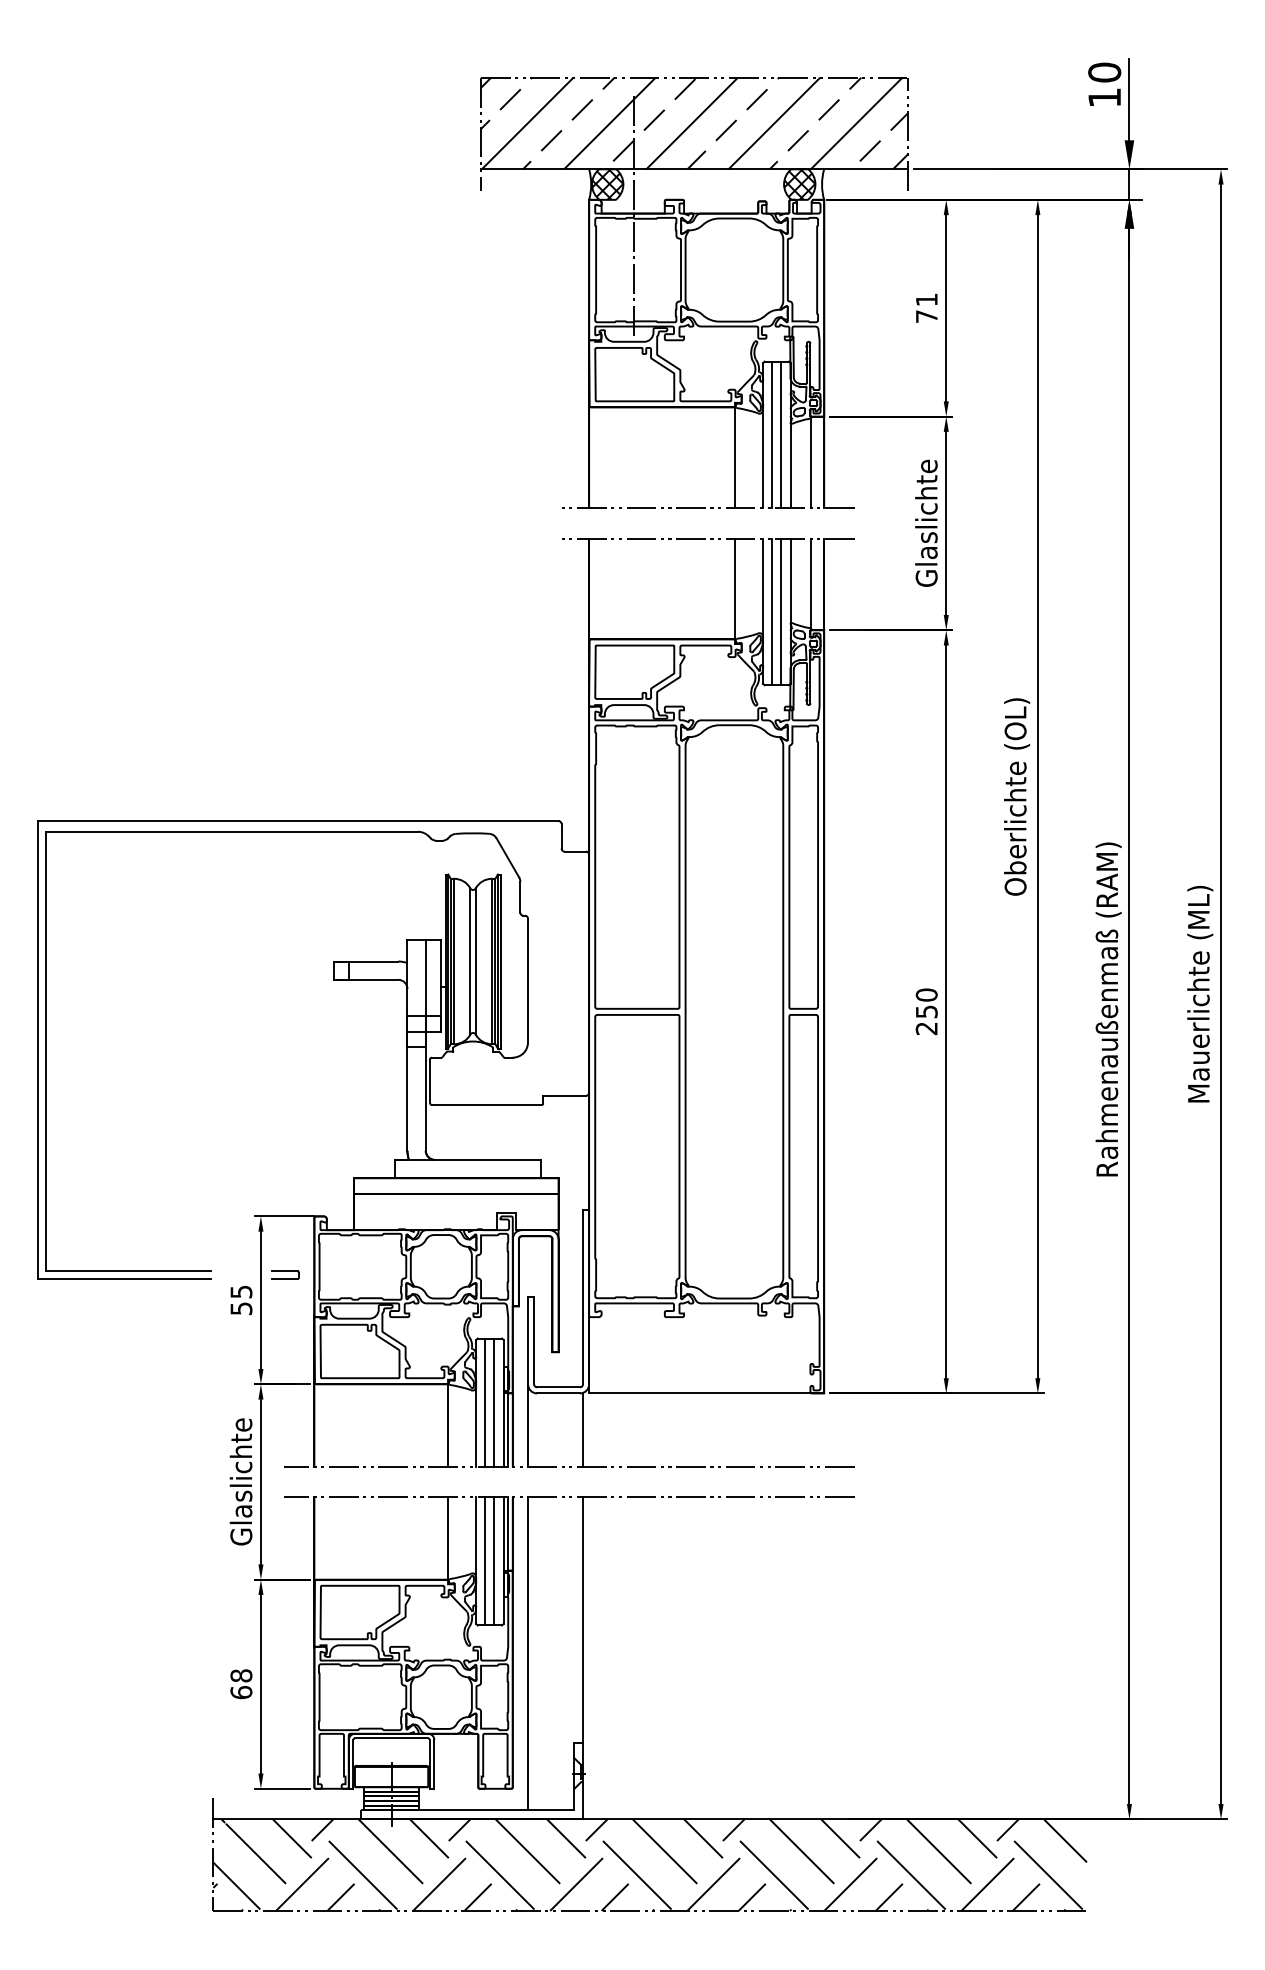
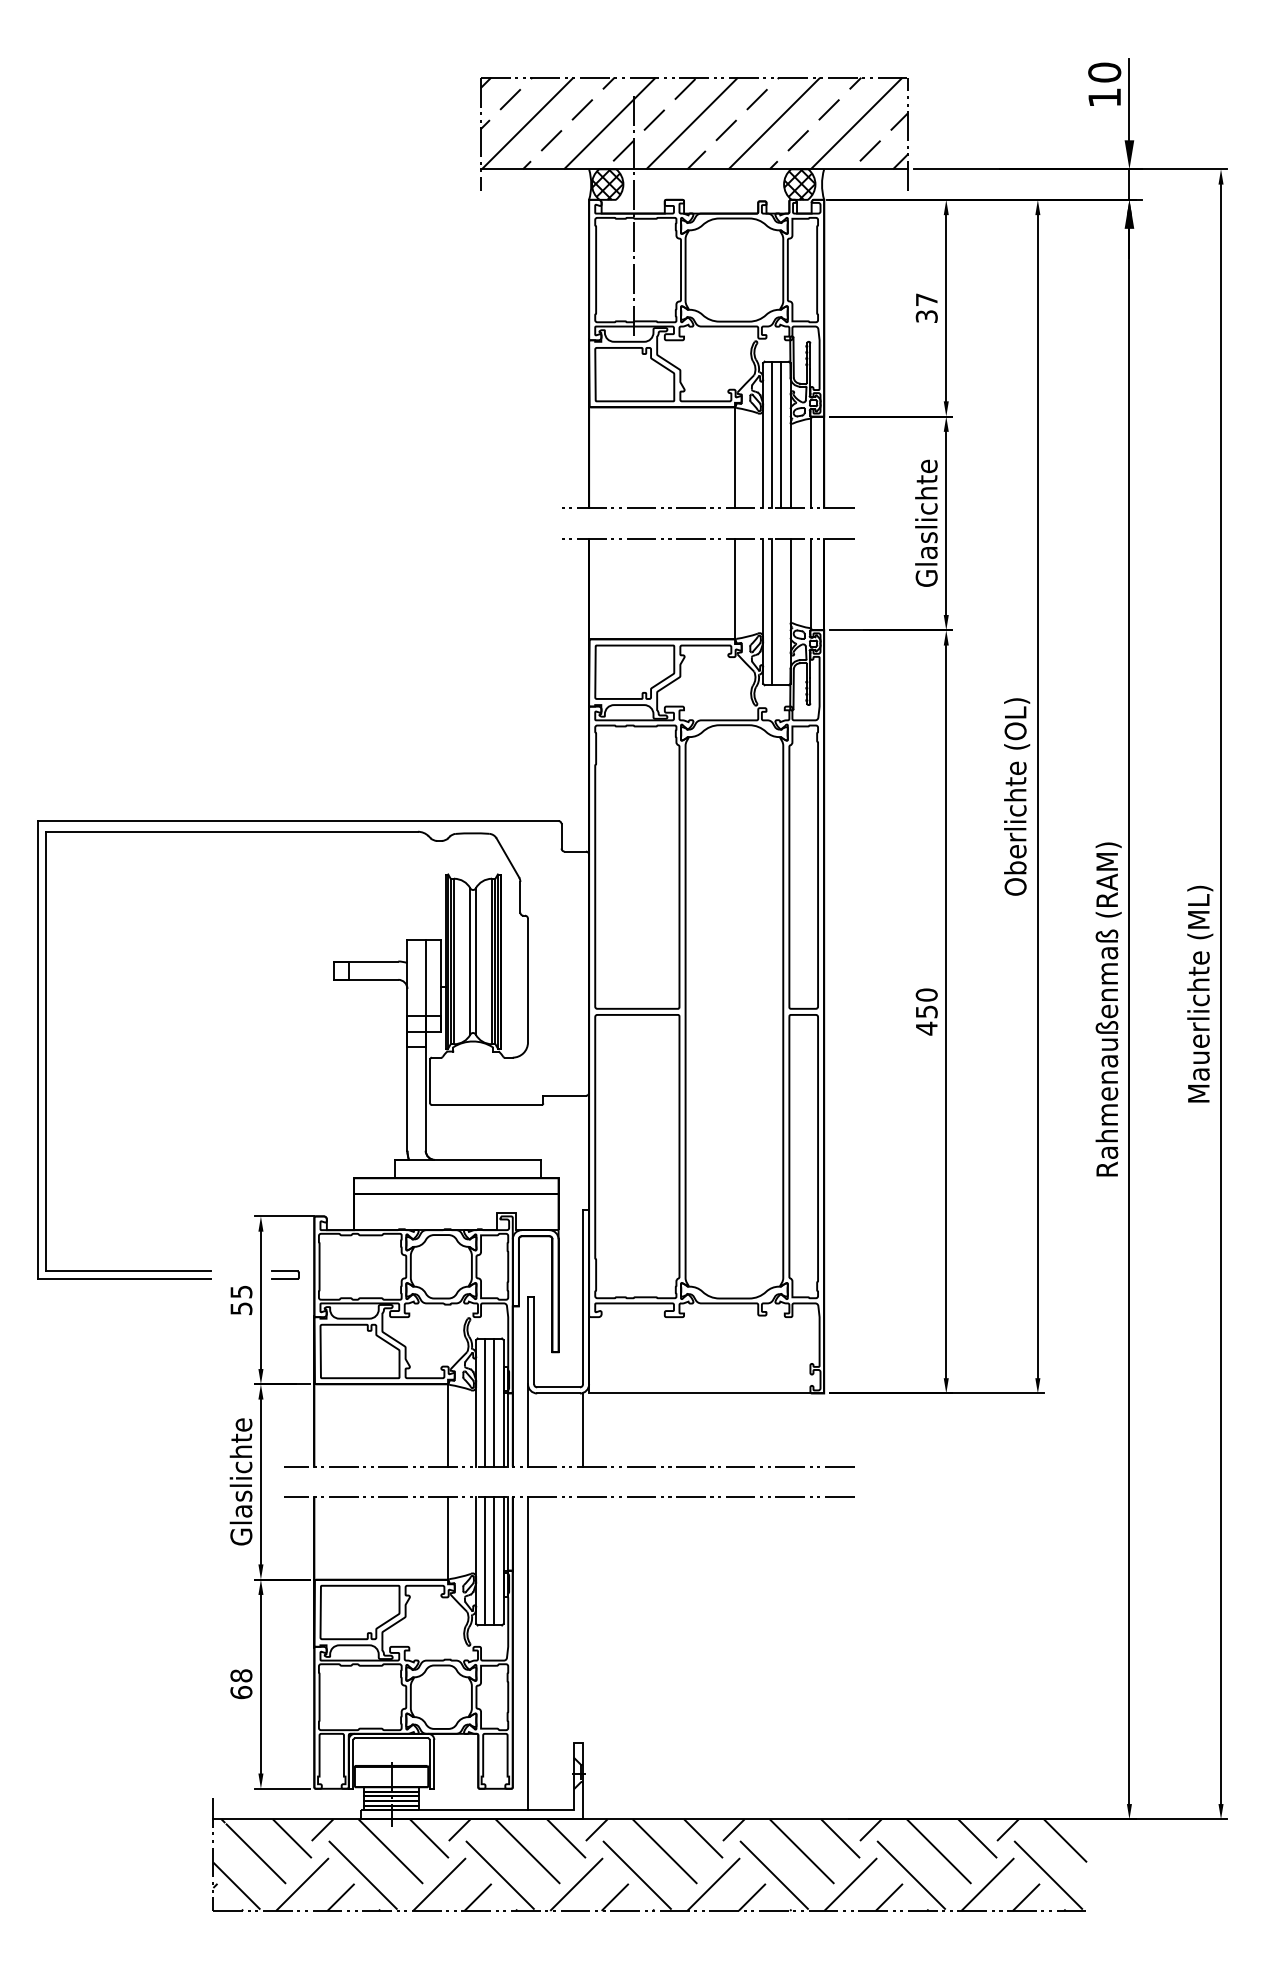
text: 71 -> 37 (926, 307)
line: present -> none (781, 611)
text: 250 -> 450 (926, 1028)
line: present -> none (583, 1620)
